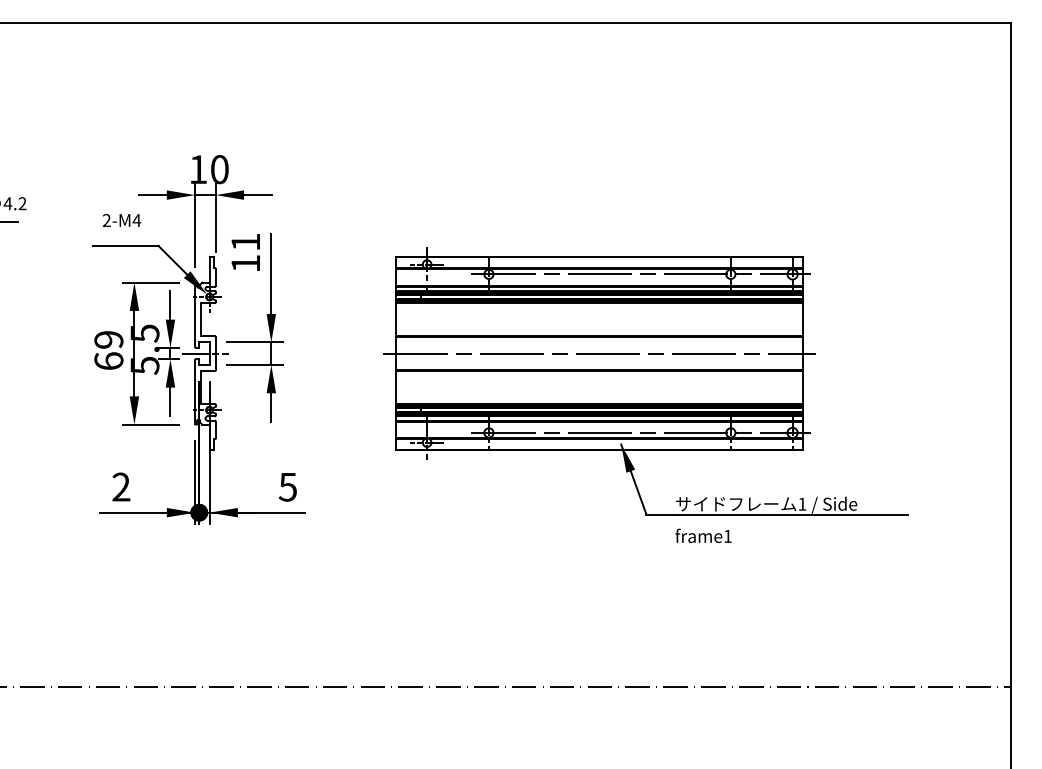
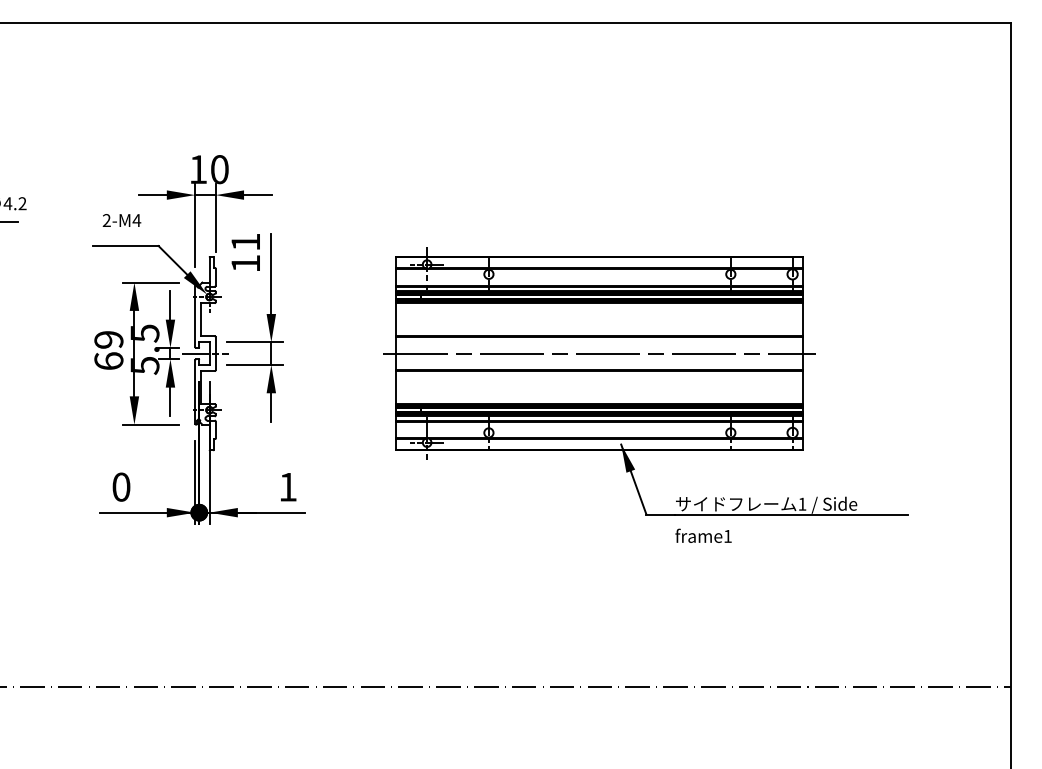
line: present -> none (640, 274)
line: present -> none (640, 432)
text: 2 -> 0 (121, 486)
text: 5 -> 1 (287, 487)
